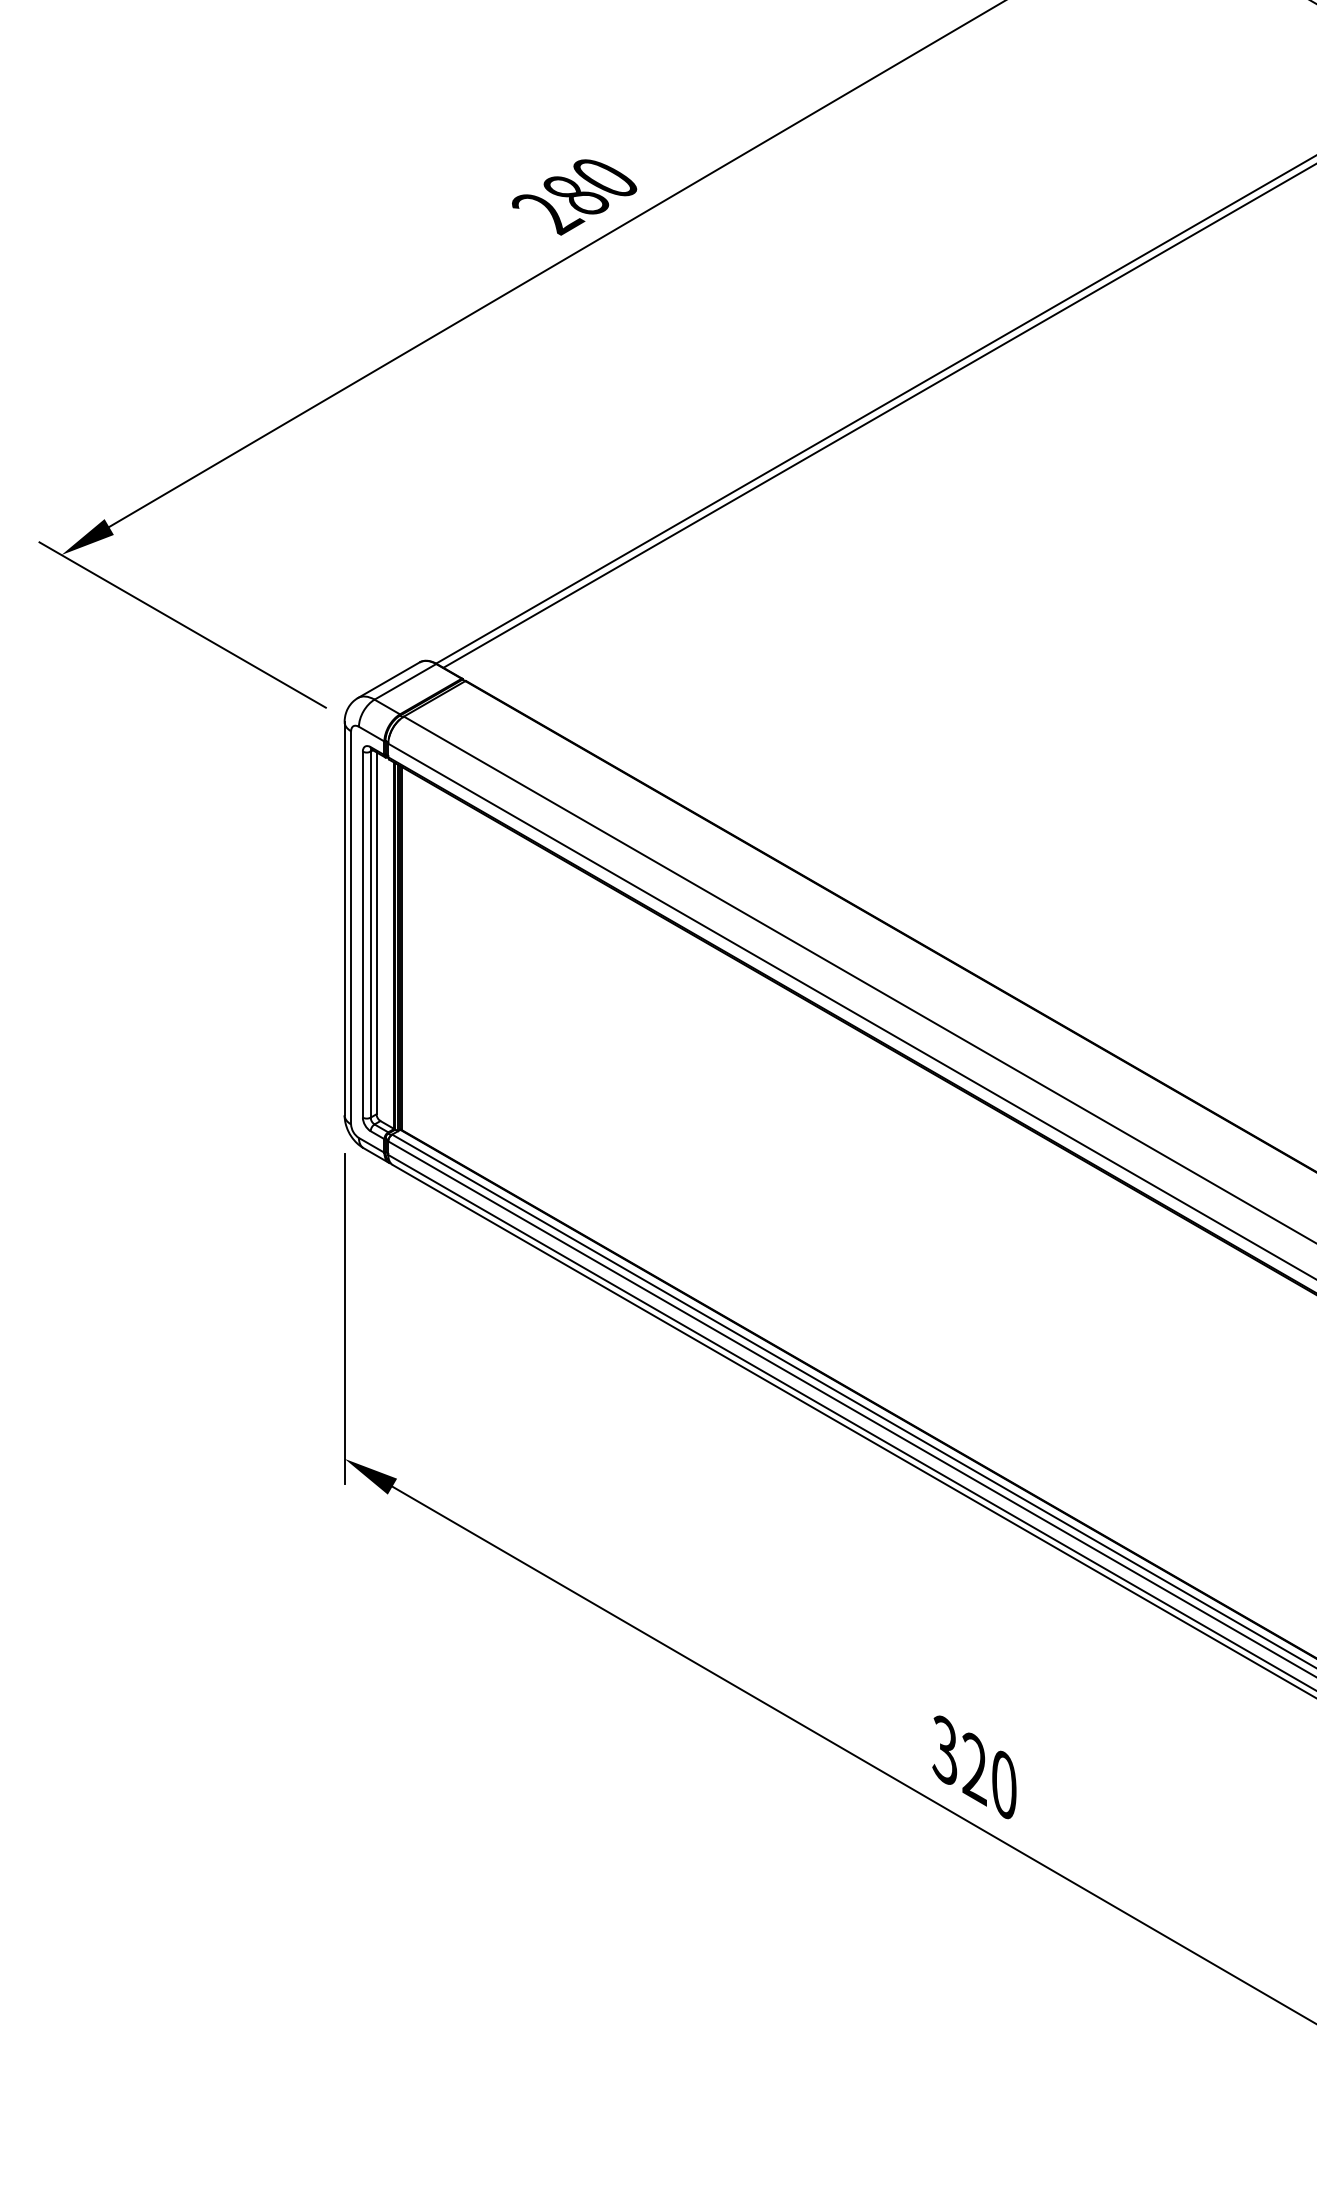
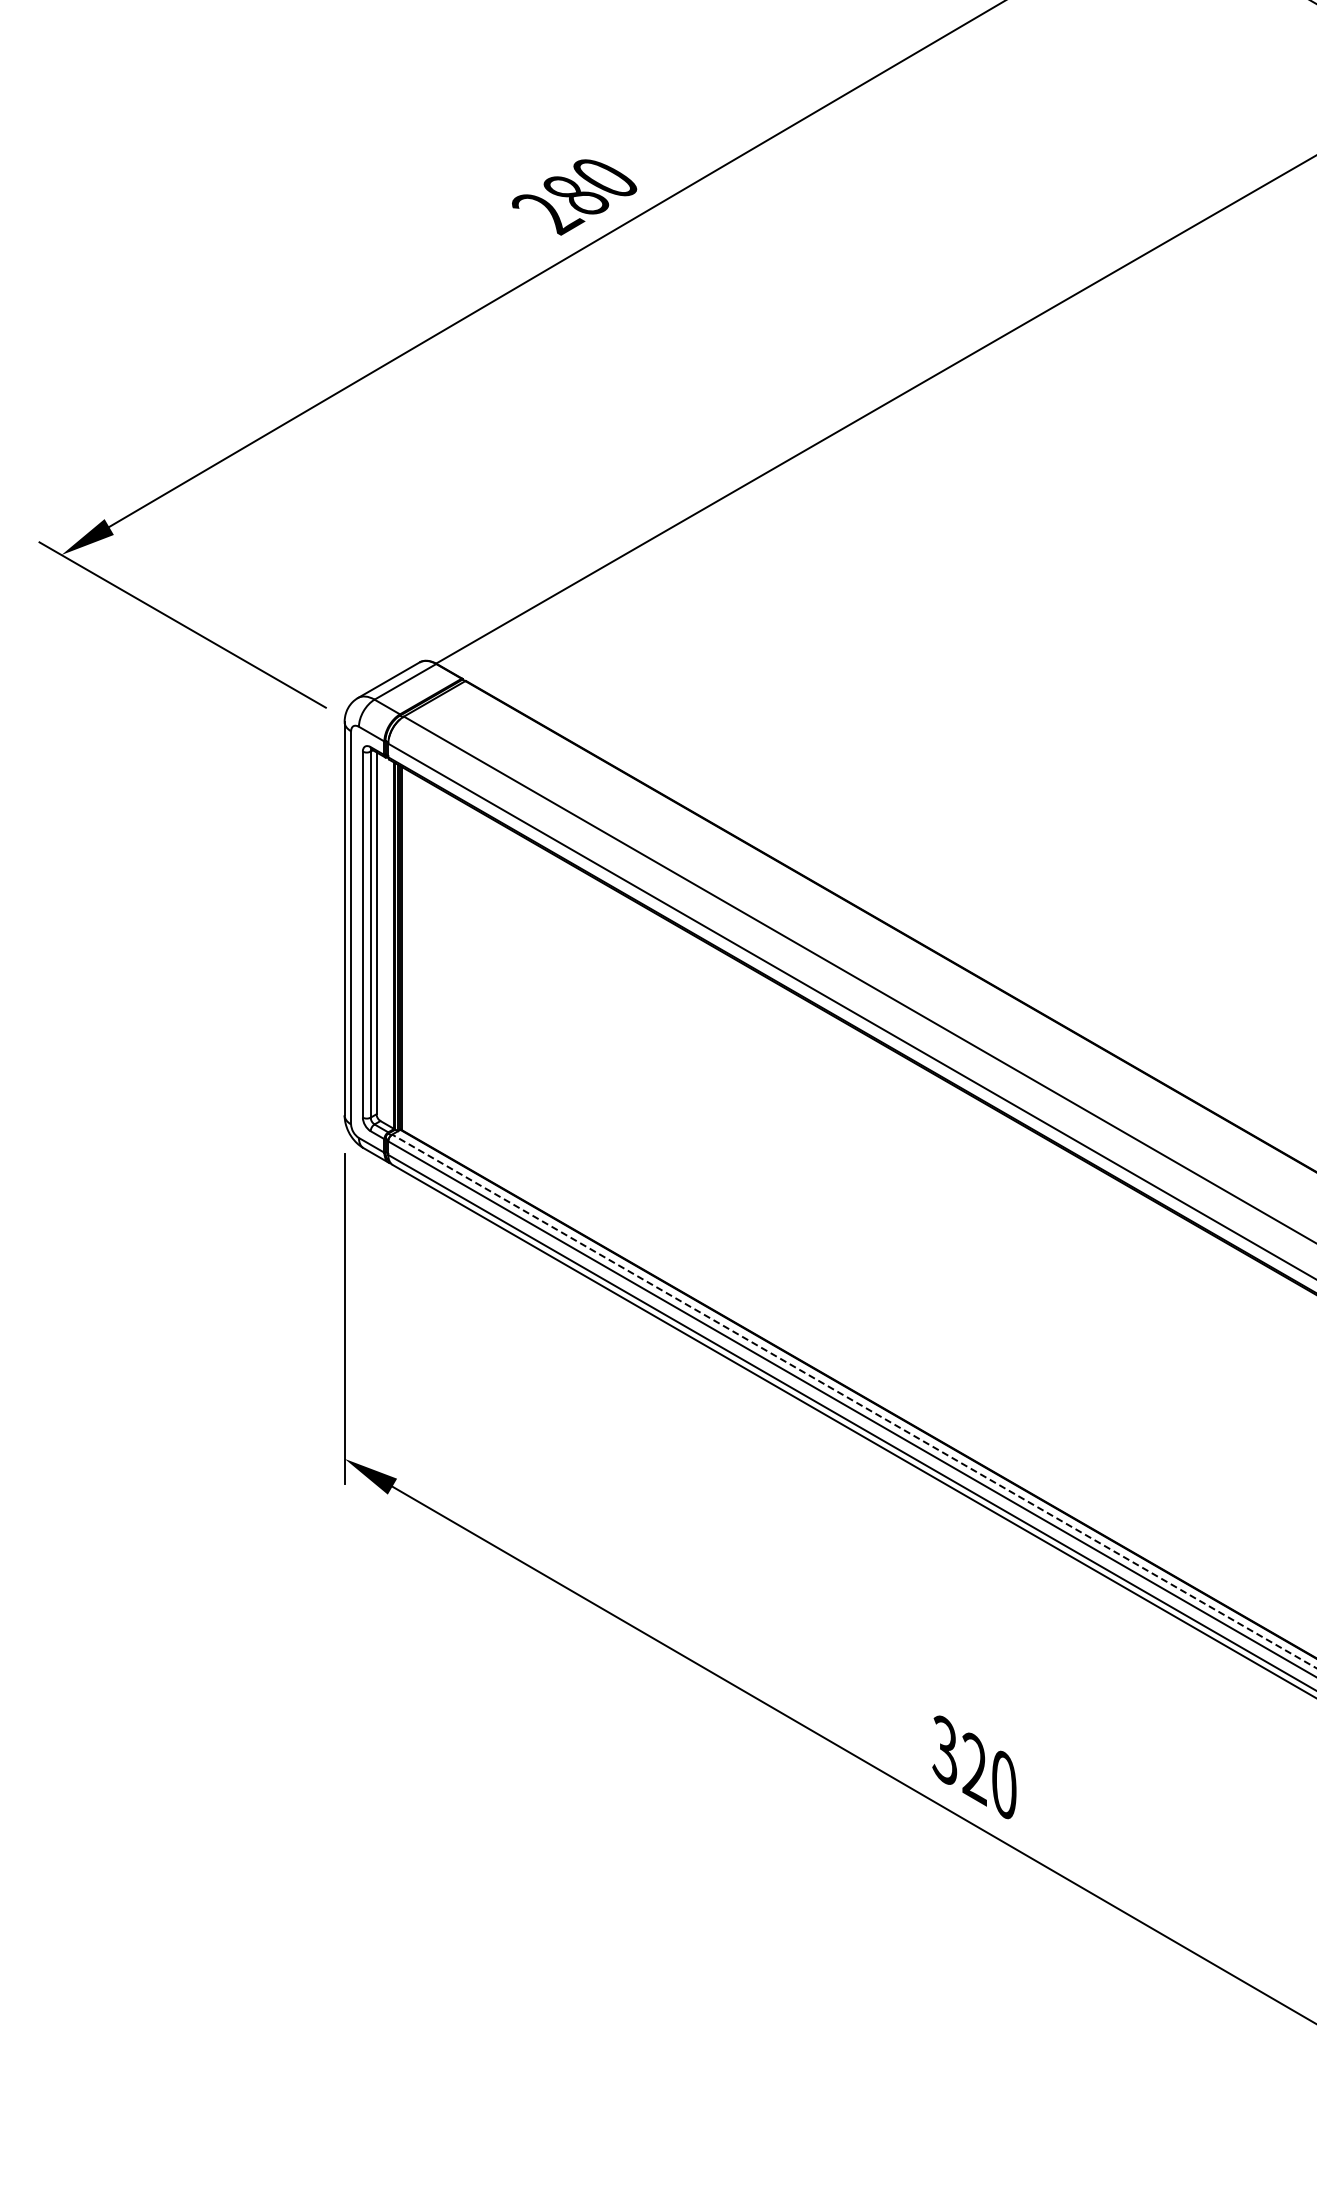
line: present -> none (878, 416)
line: solid -> dashed (854, 1401)
